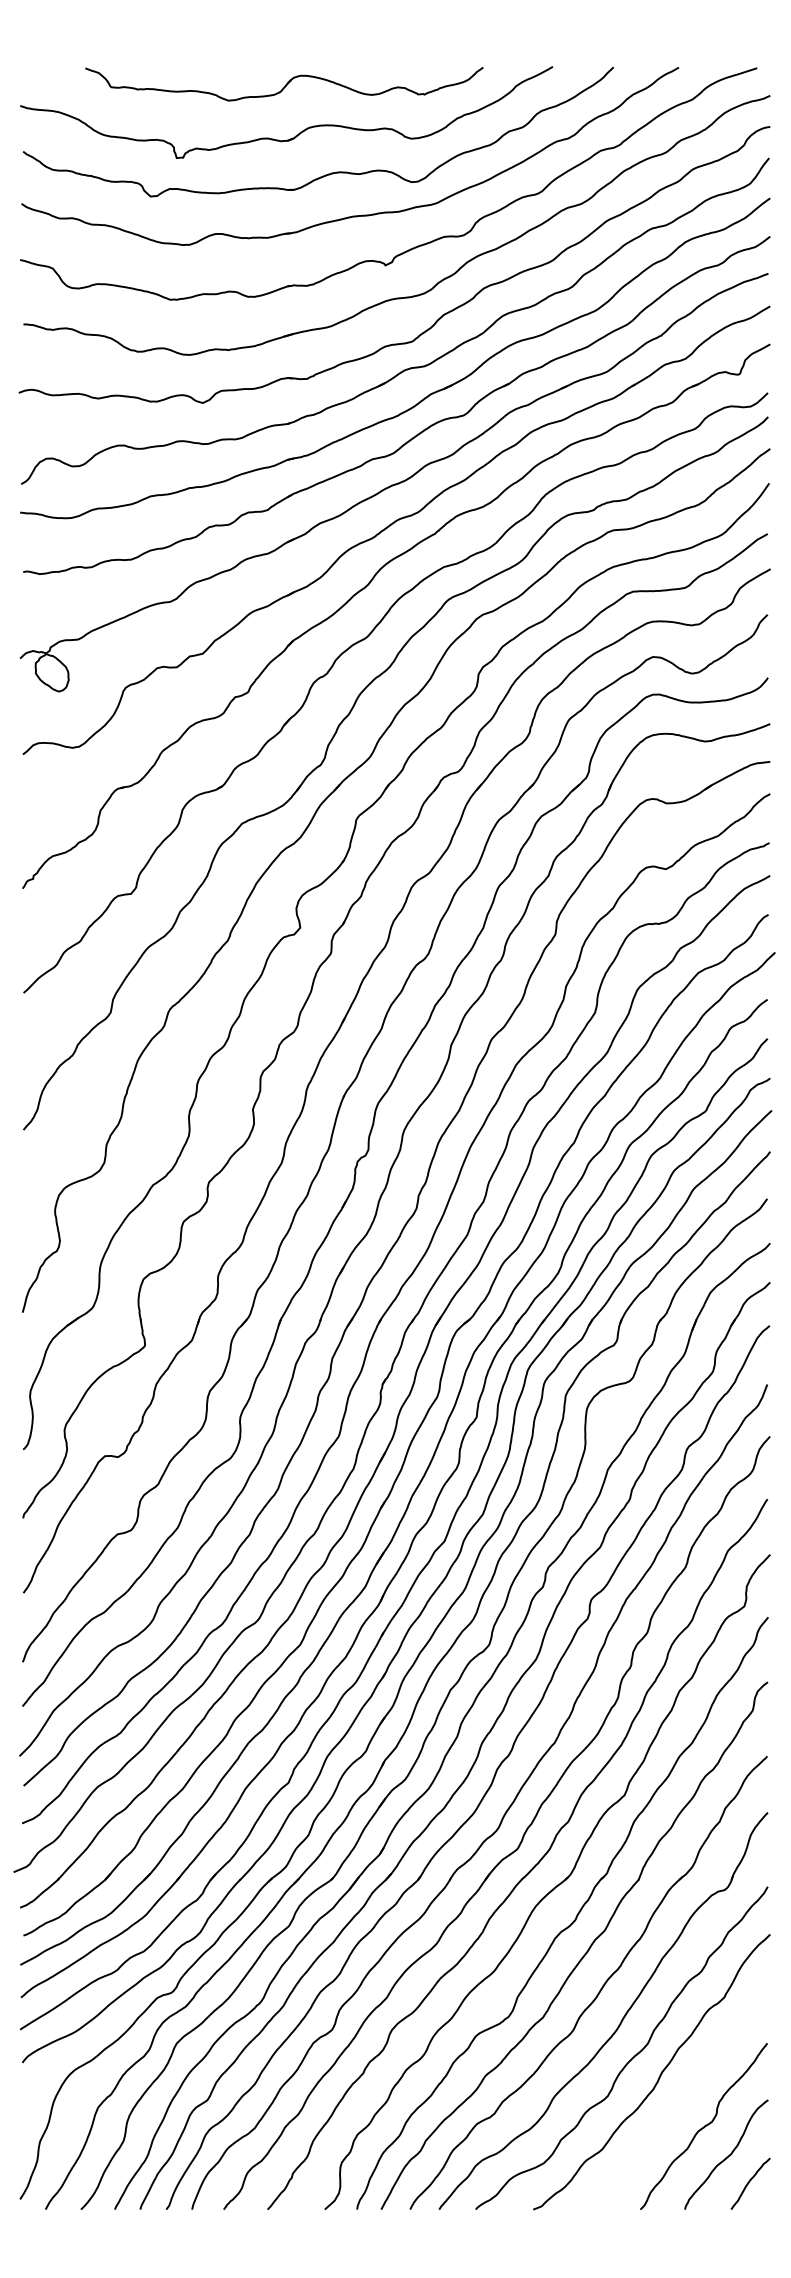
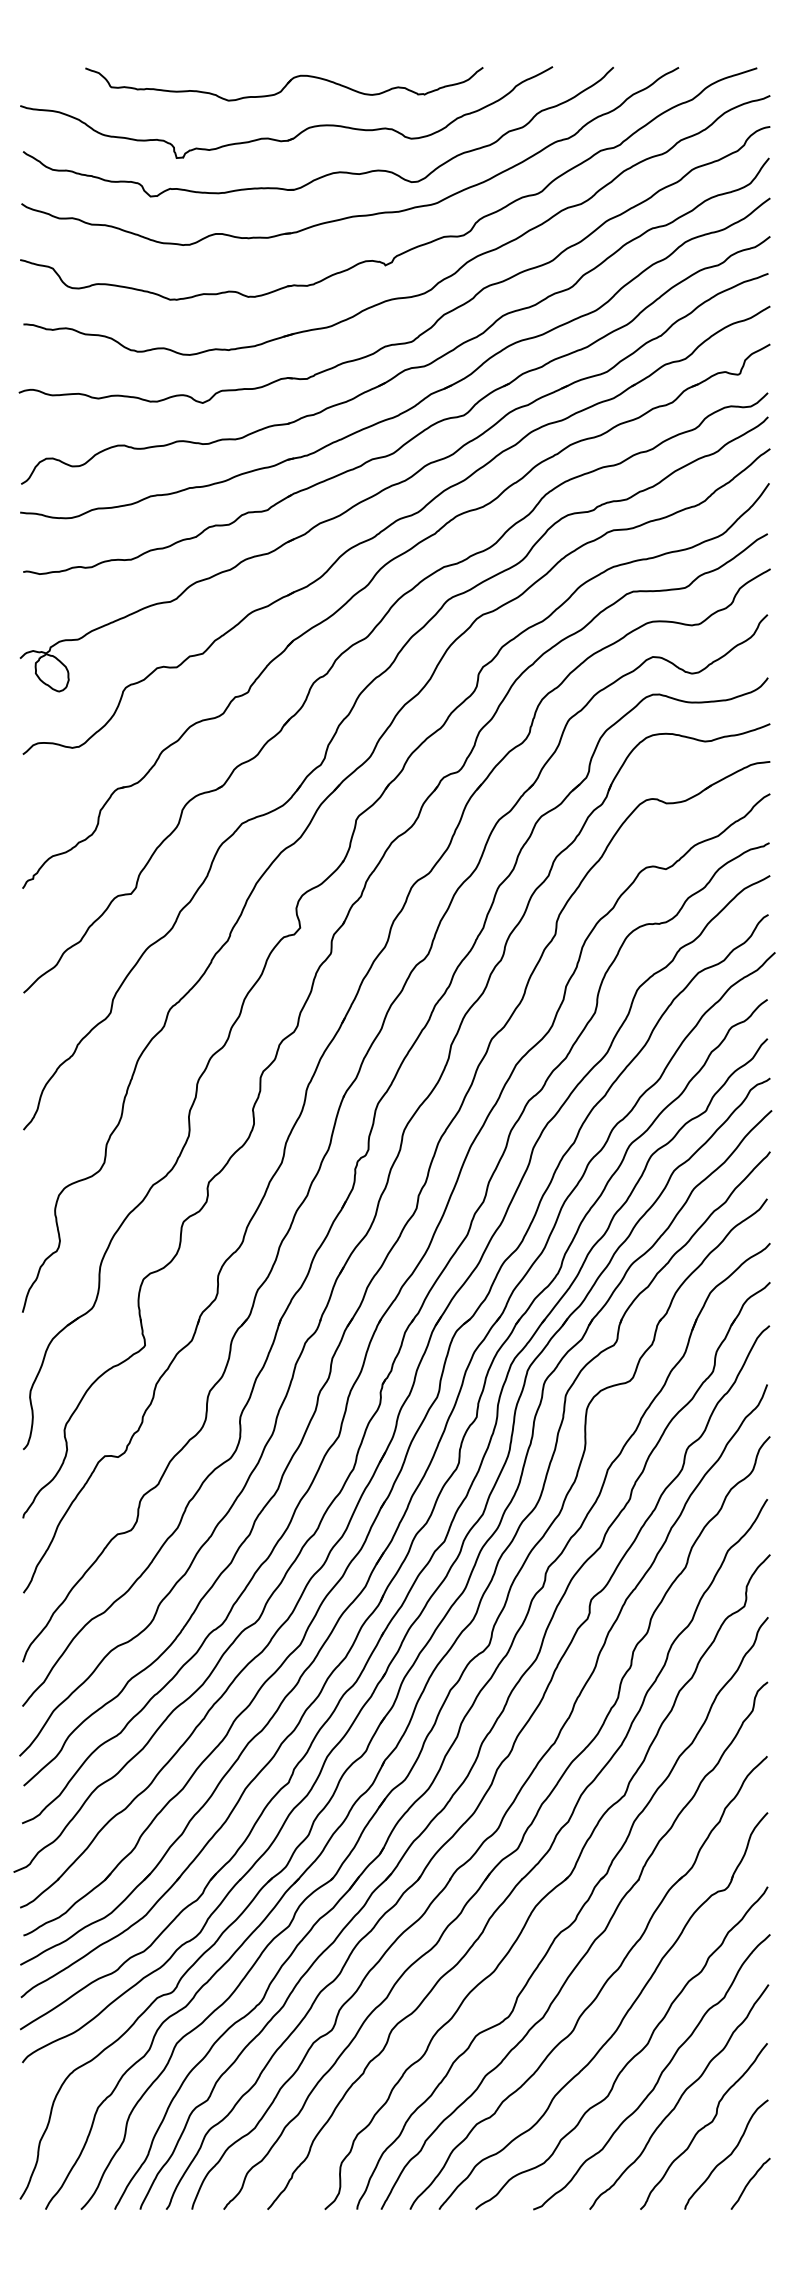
curve: none -> present (680, 2096)
